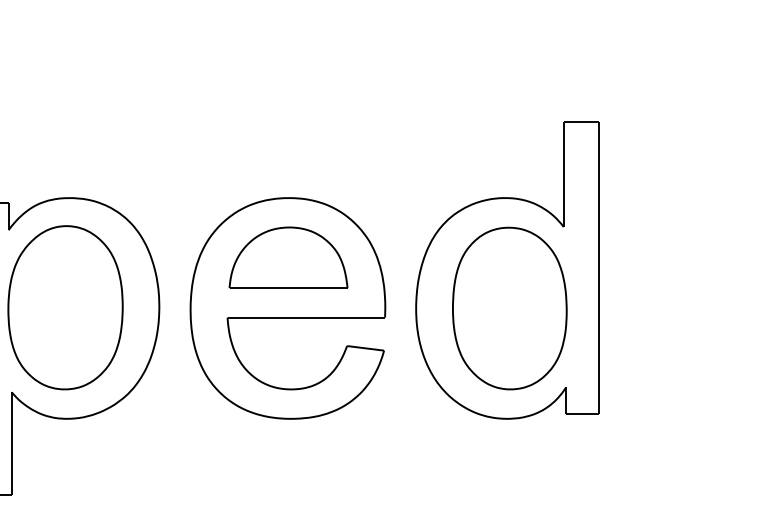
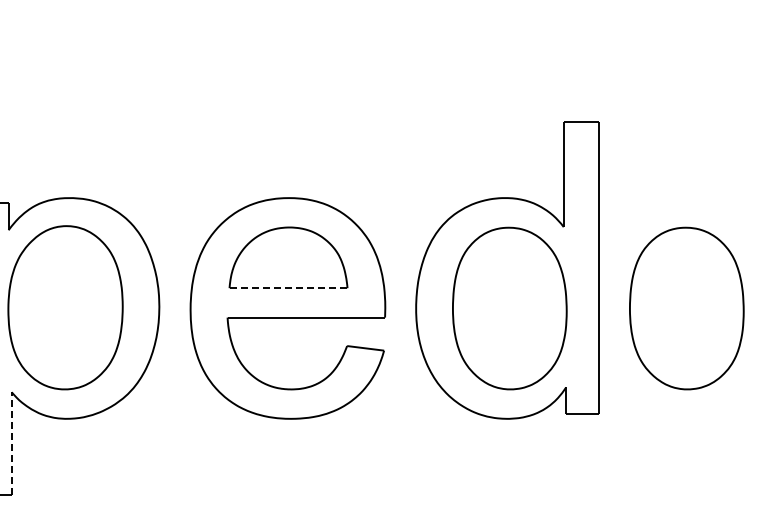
line: solid -> dashed (288, 288)
part: none -> present (686, 308)
line: solid -> dashed (11, 443)
